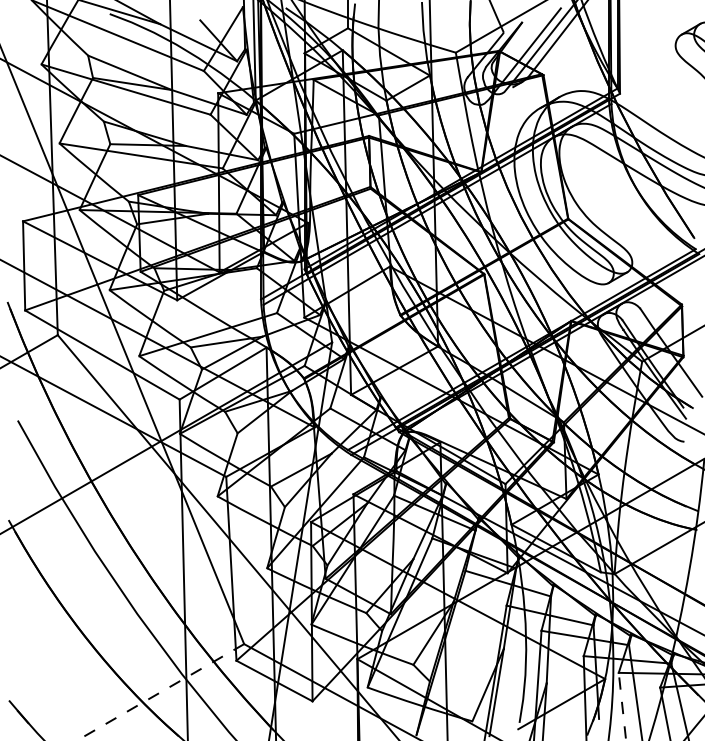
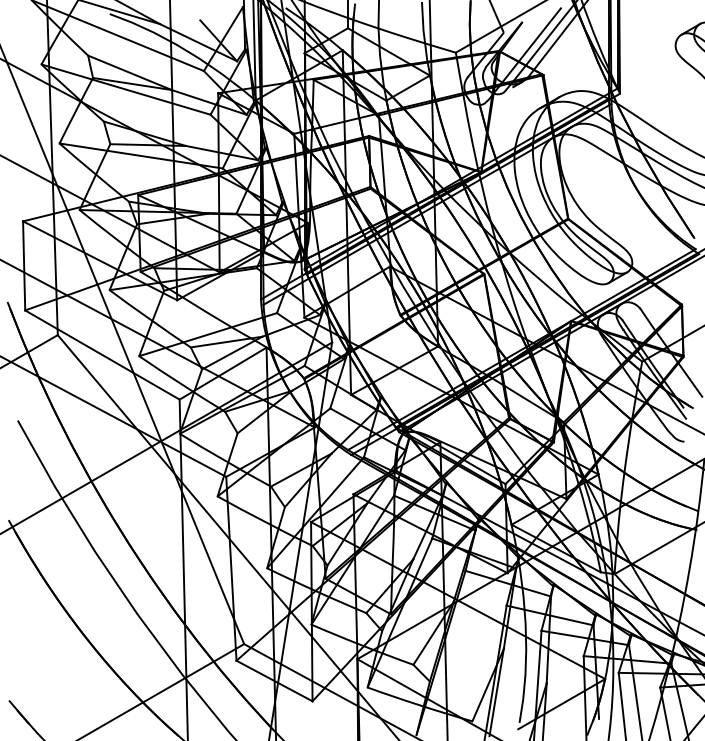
line: dashed -> solid (160, 692)
line: dashed -> solid (622, 706)
